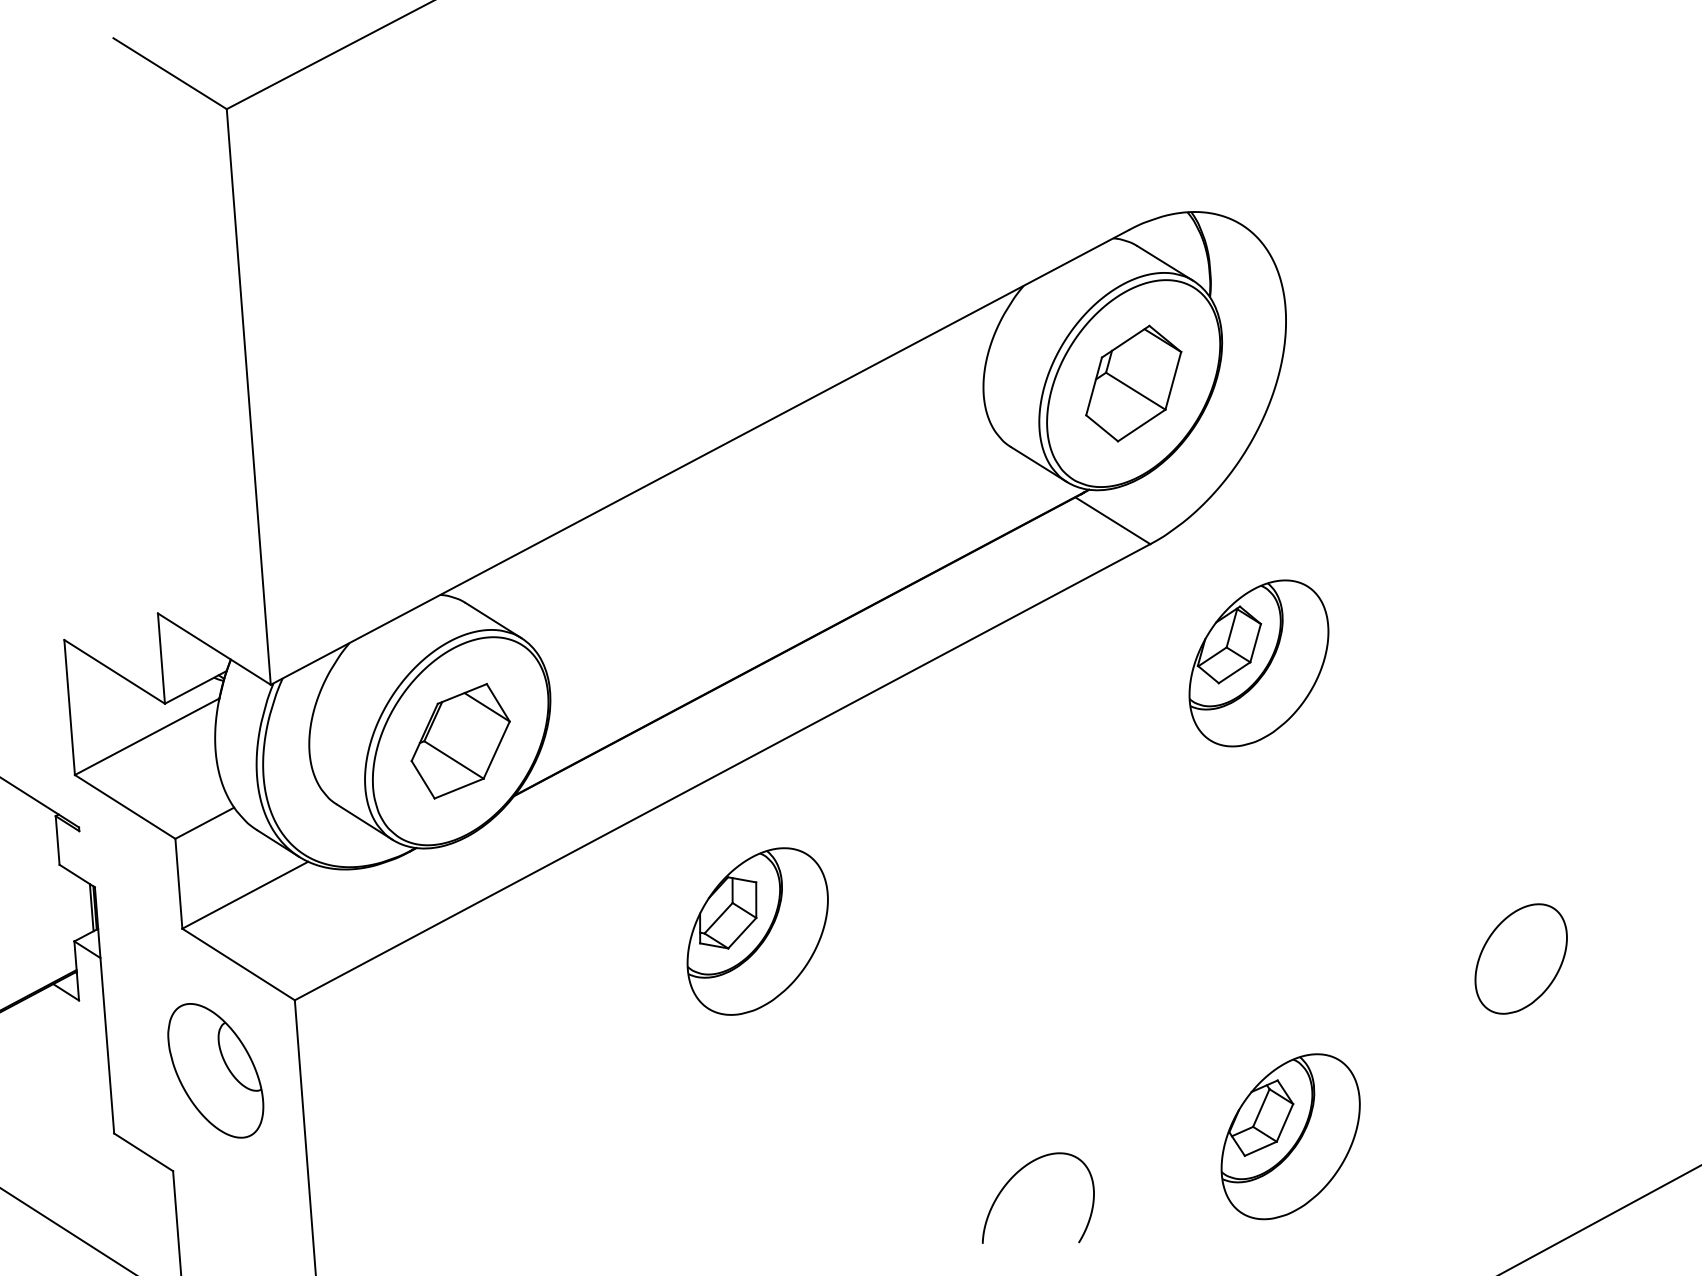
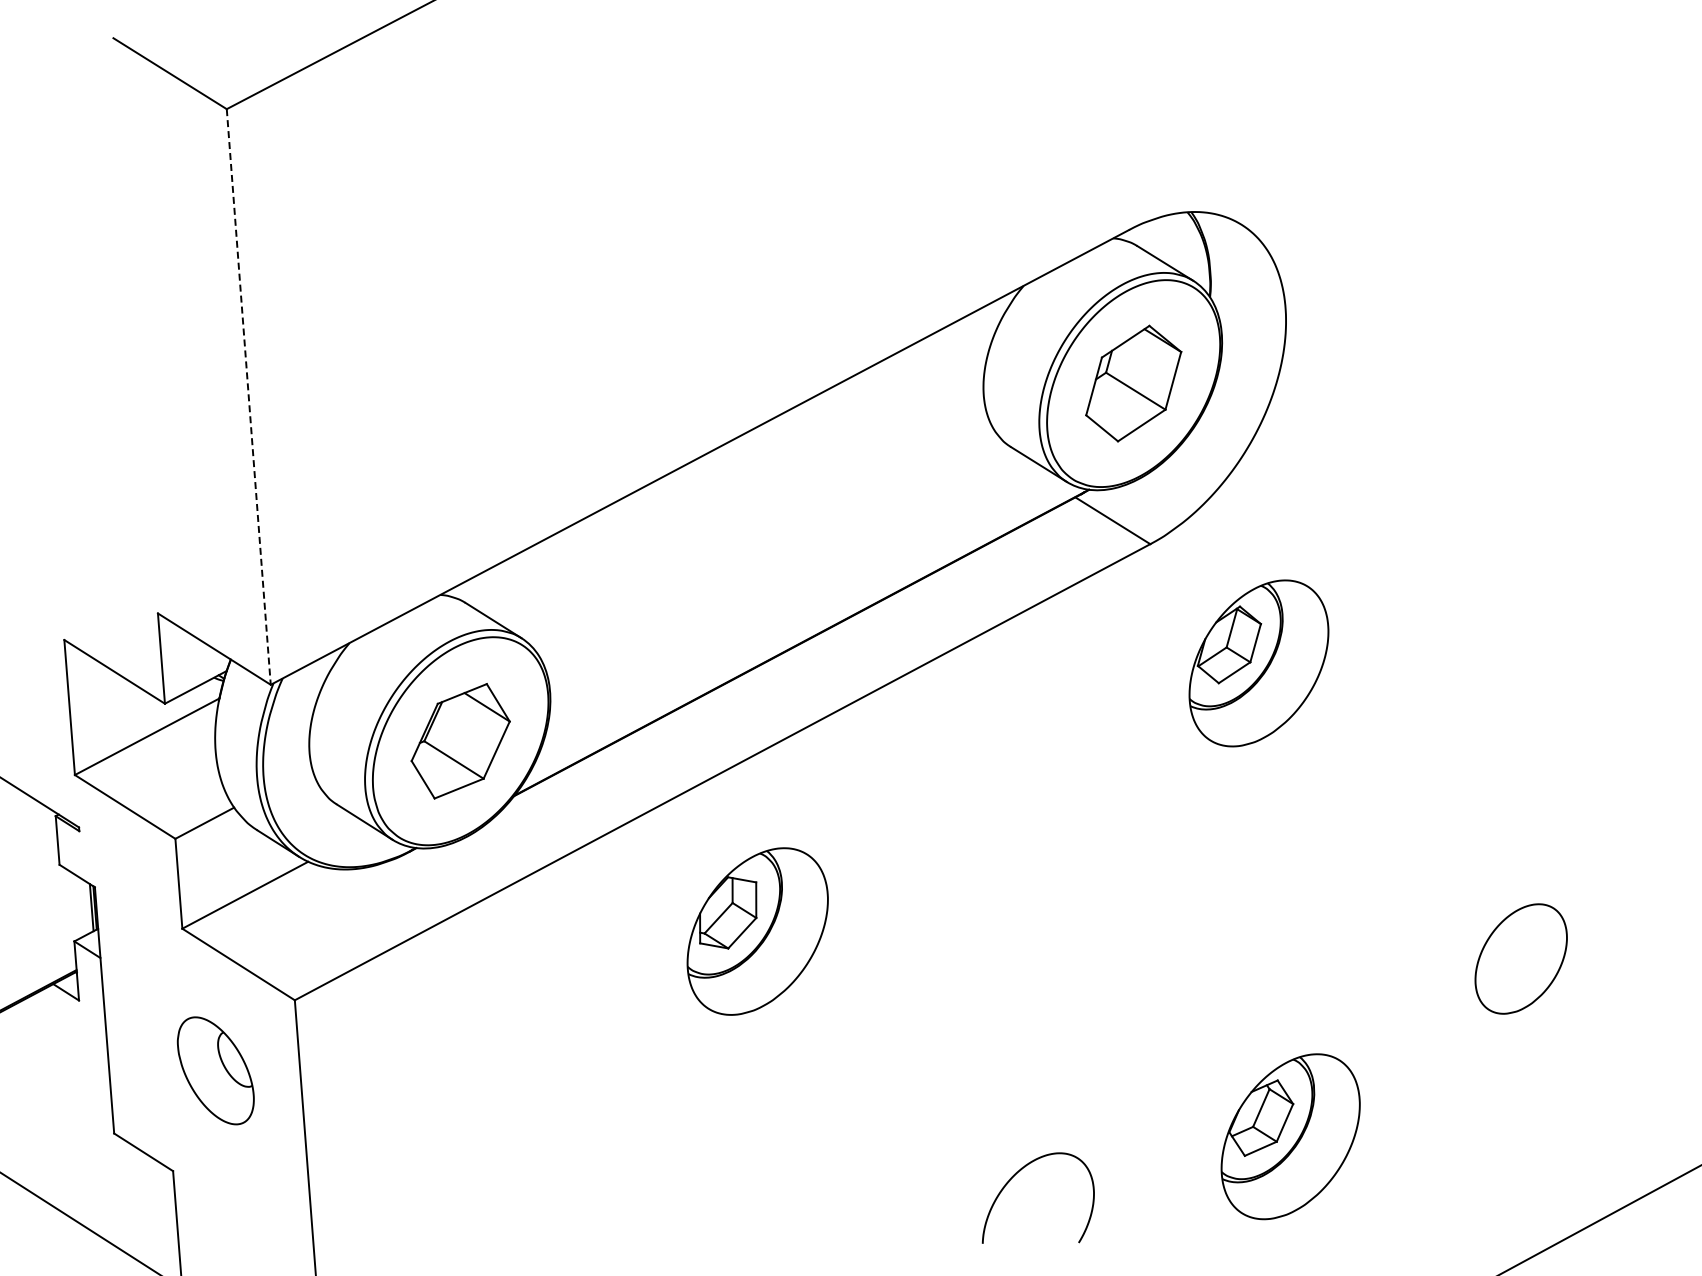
line: solid -> dashed (248, 396)
part size: 98x136 px -> 79x110 px (215, 1070)
line position: (67, 1230) -> (79, 1223) (79, 1223)
